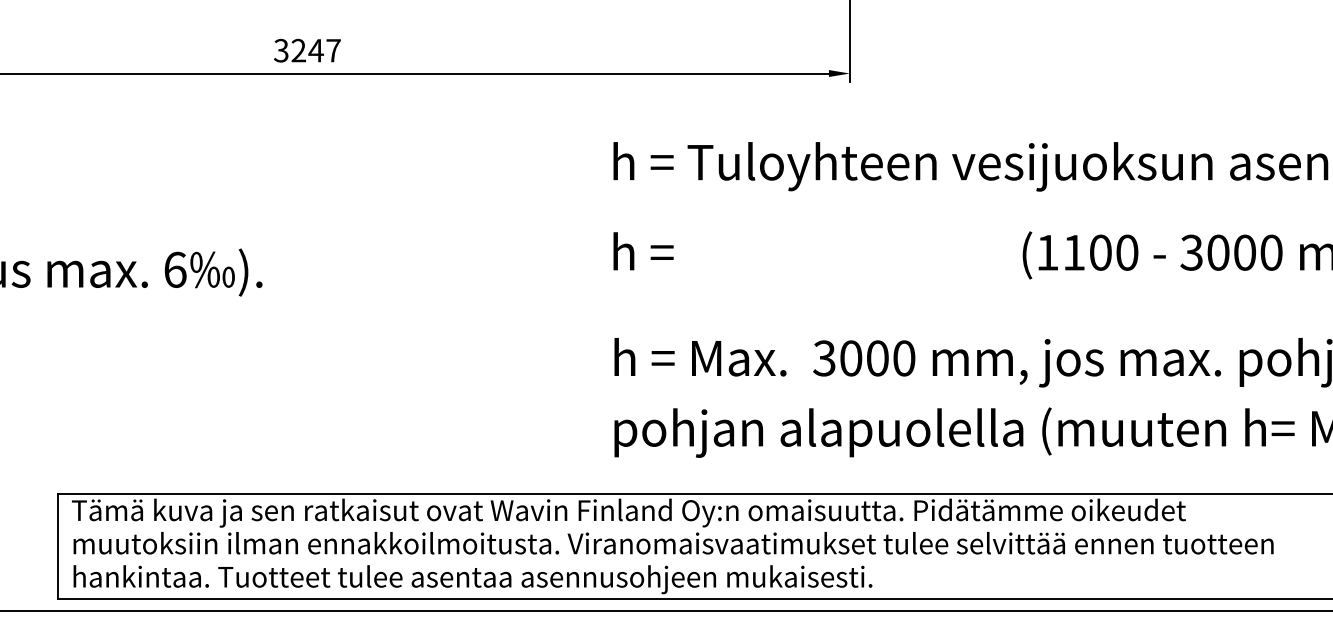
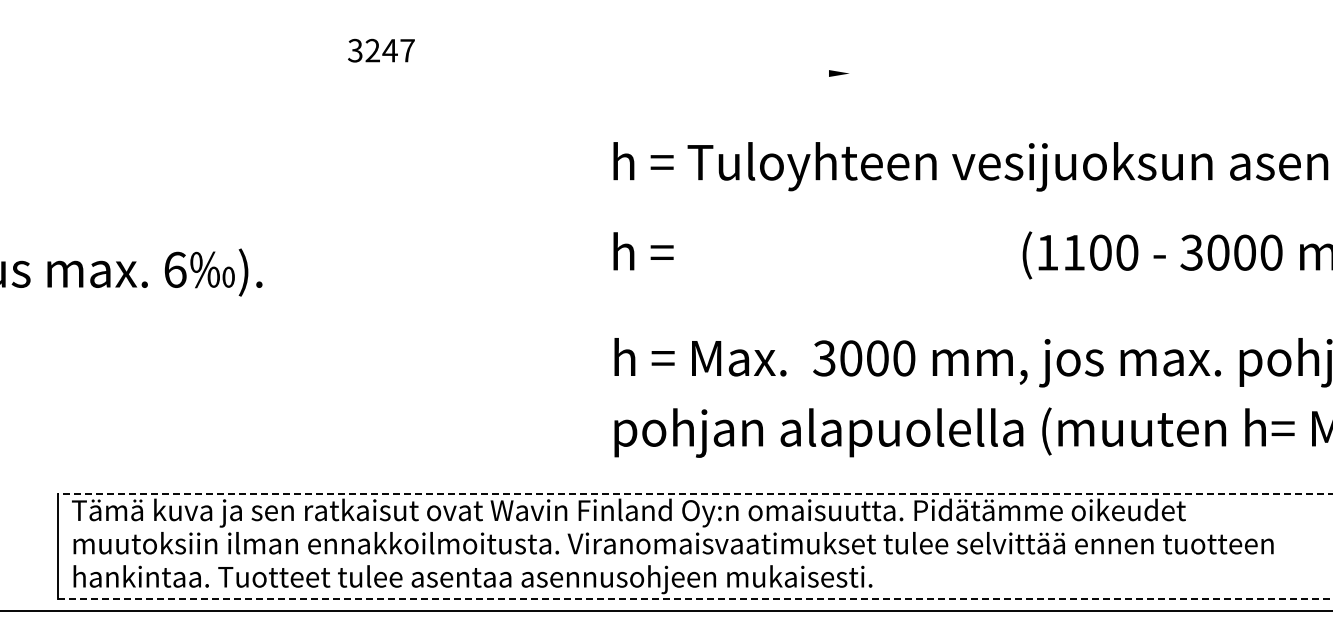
line: present -> none (849, 41)
text position: (307, 50) -> (381, 50) (381, 50)
line: present -> none (415, 73)
line: solid -> dashed (694, 494)
line: solid -> dashed (695, 598)
